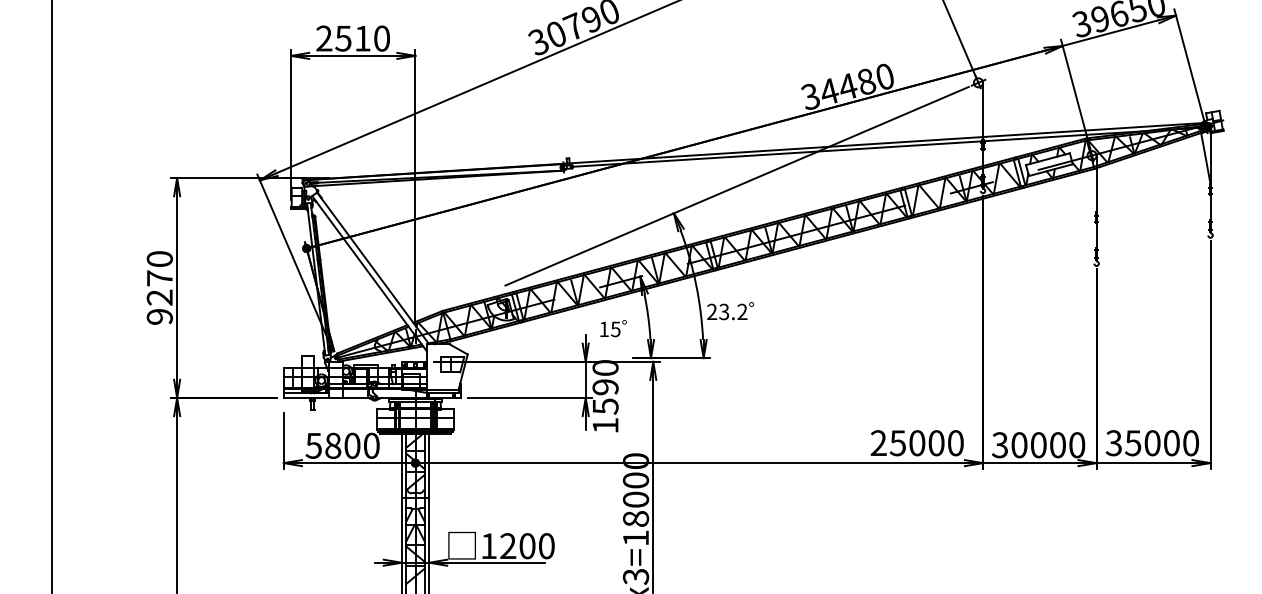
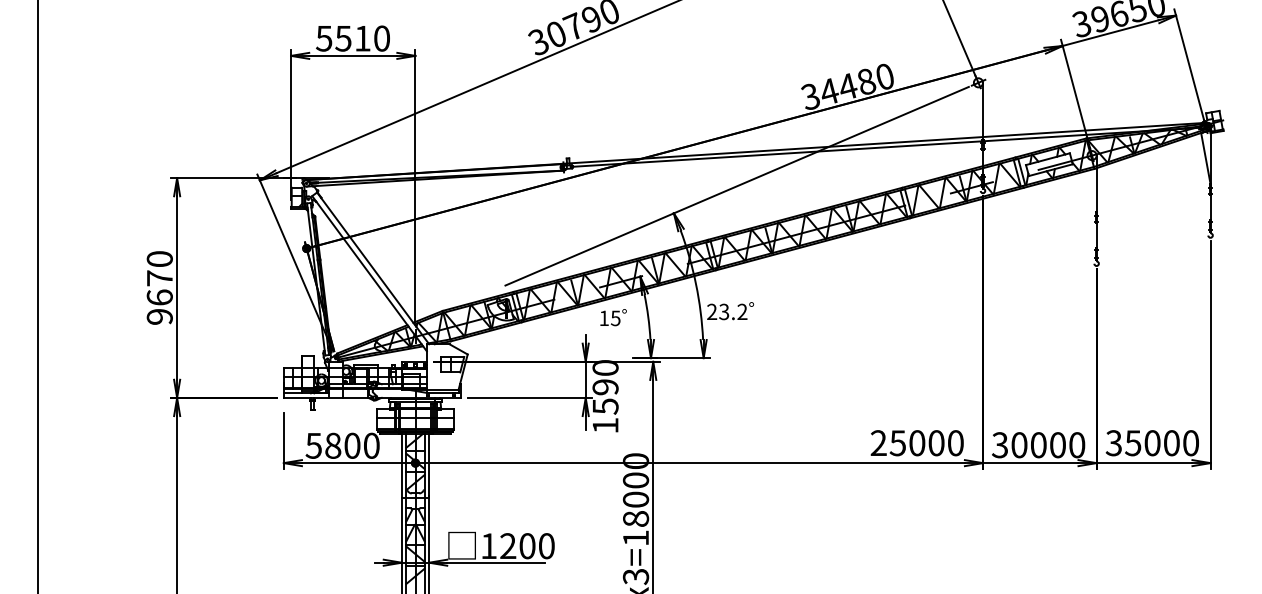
text: 2510 -> 5510 (324, 38)
line position: (51, 296) -> (37, 296) (37, 296)
text: 9270 -> 9670 (159, 297)
text position: (613, 328) -> (613, 317) (613, 317)
